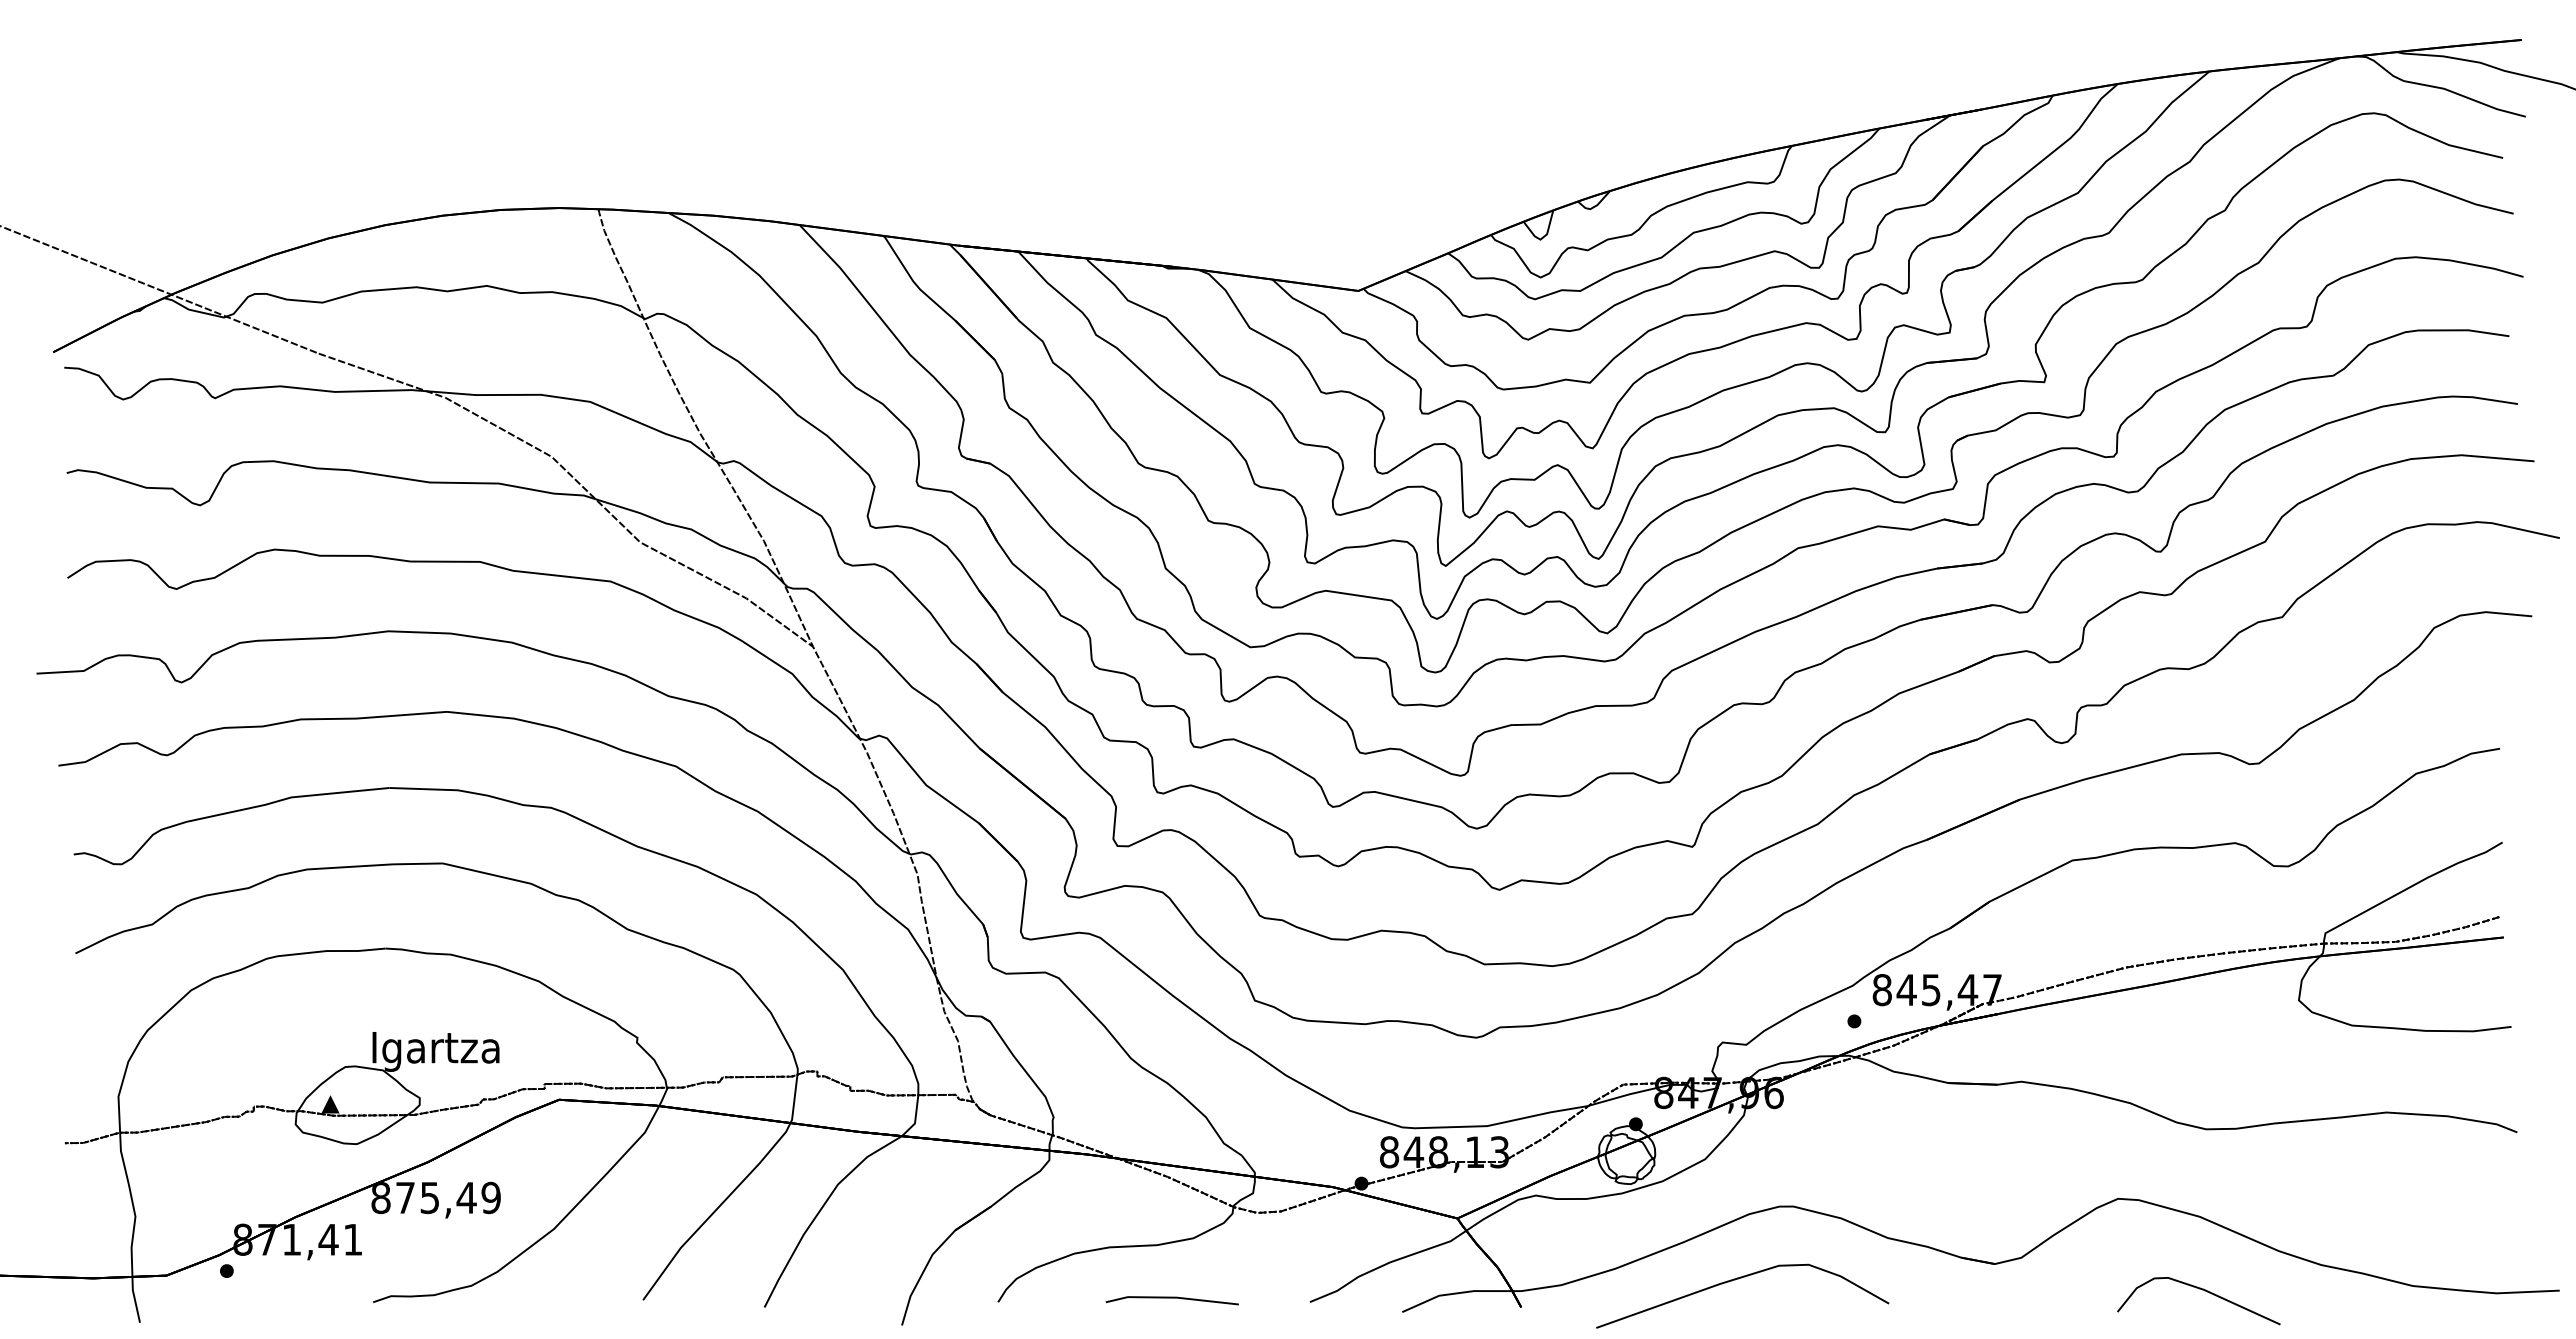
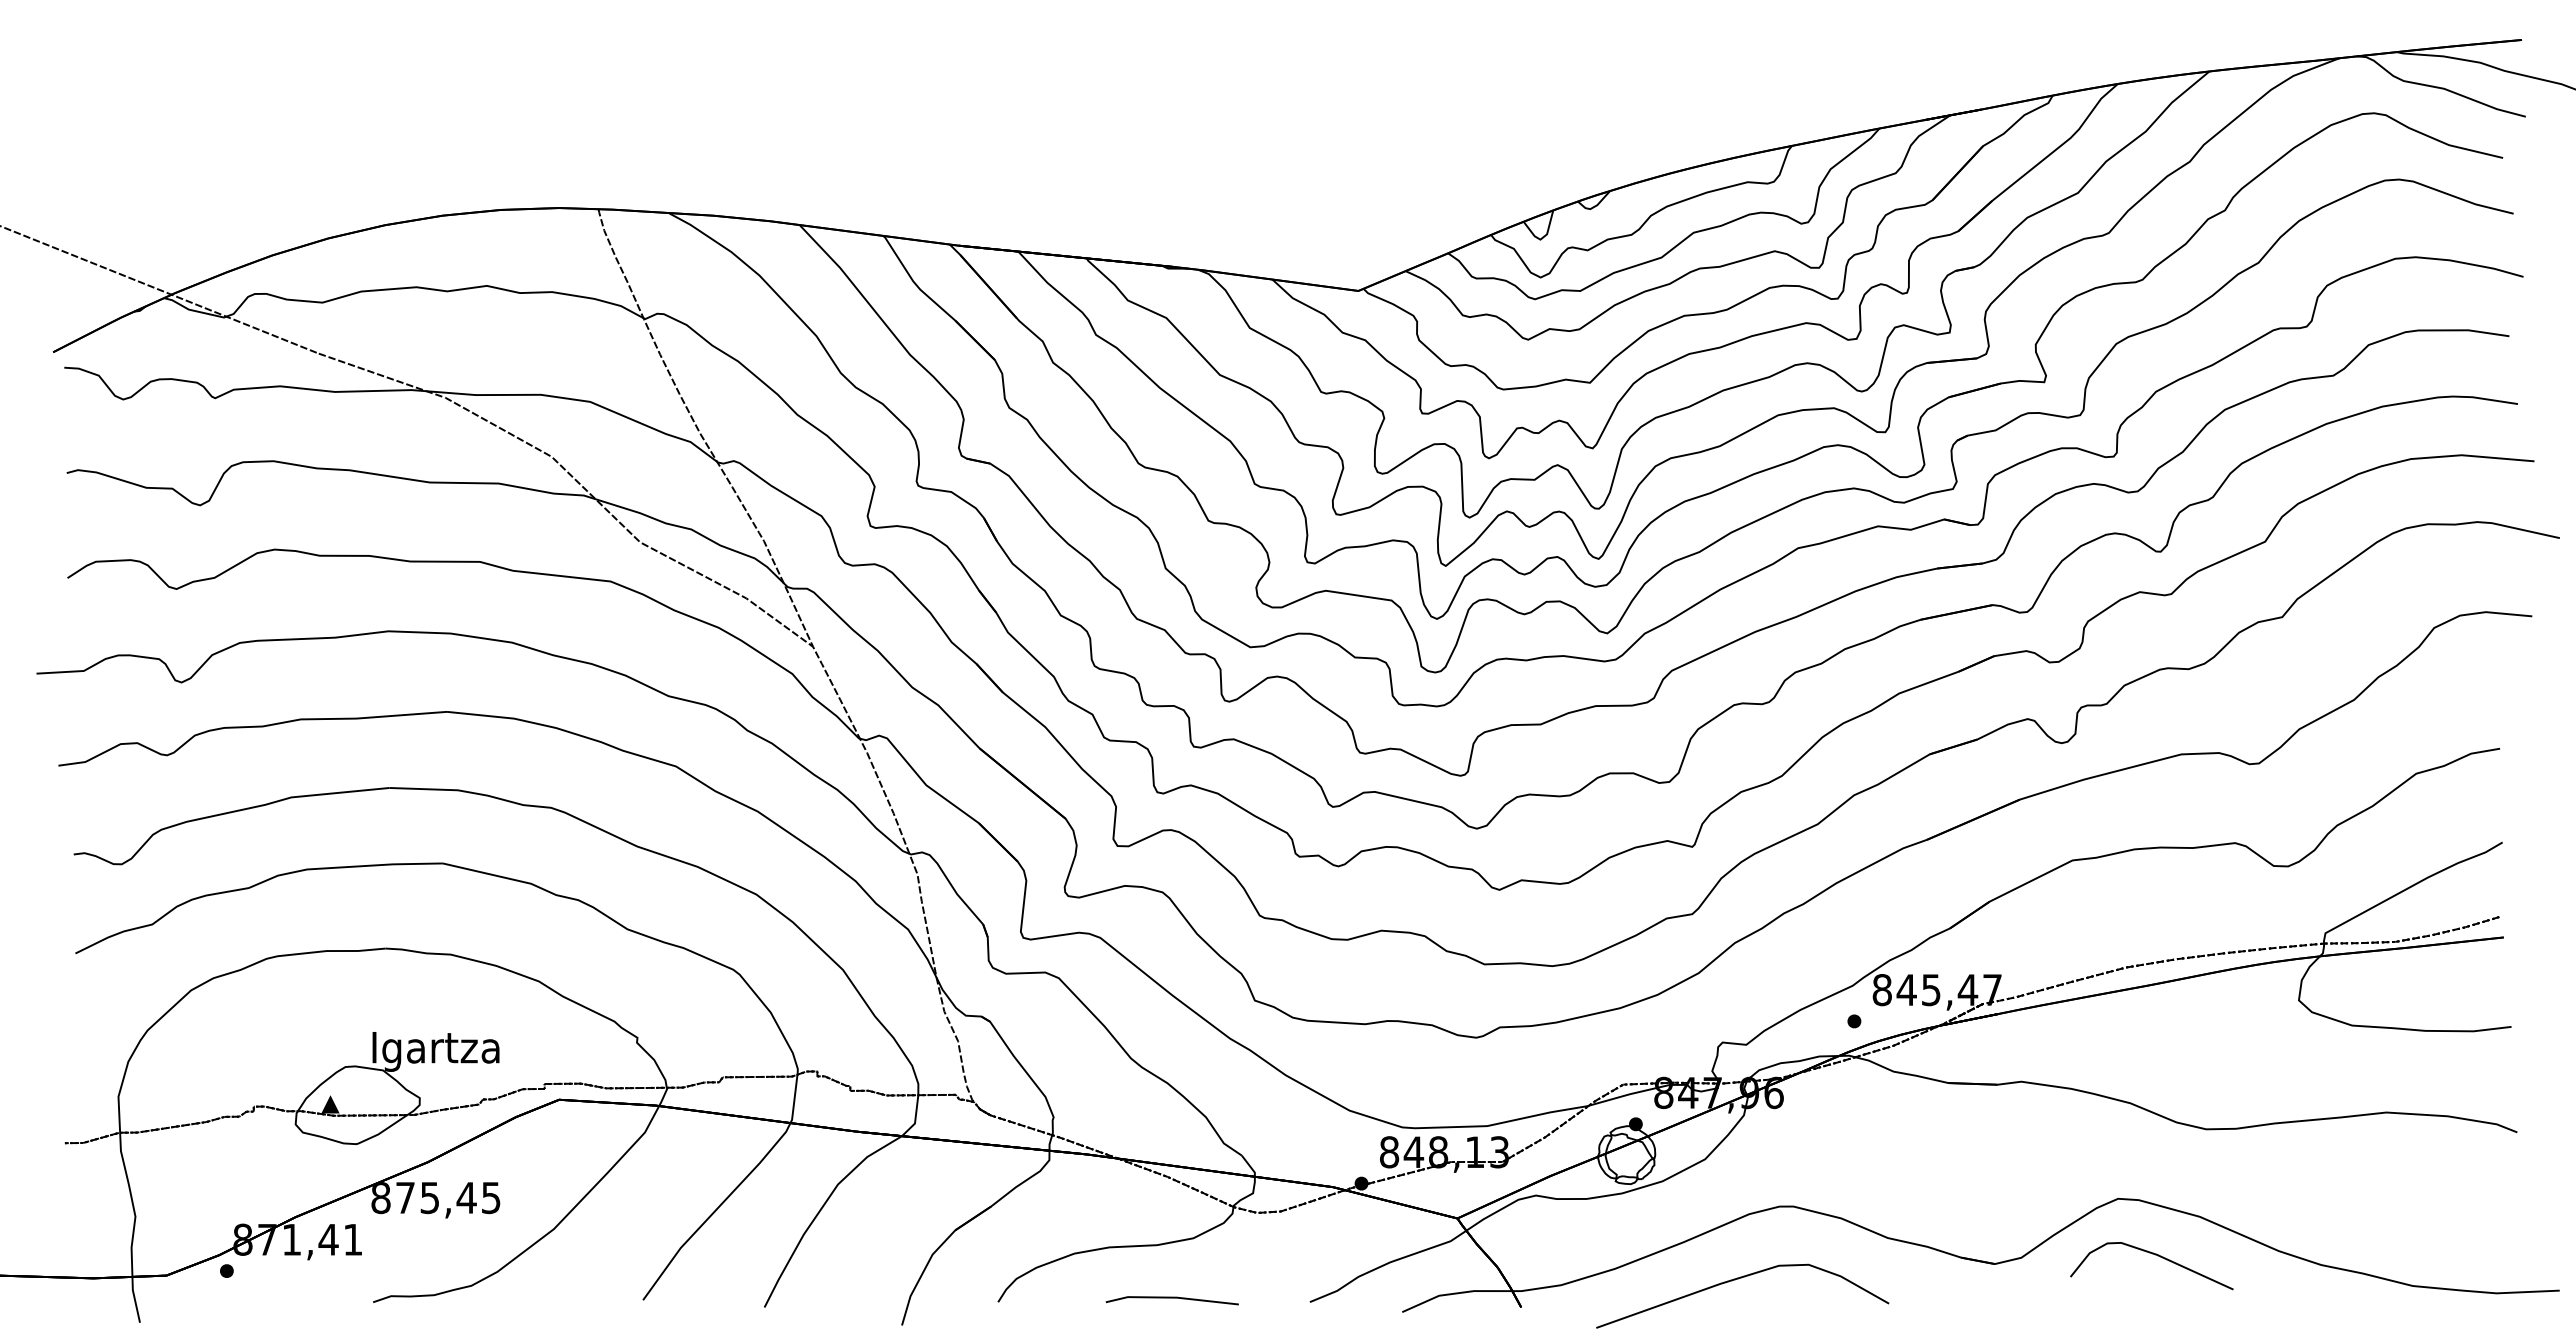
text: 875,49 -> 875,45 (490, 1197)
curve position: (2204, 1291) -> (2157, 1256) (2157, 1256)
